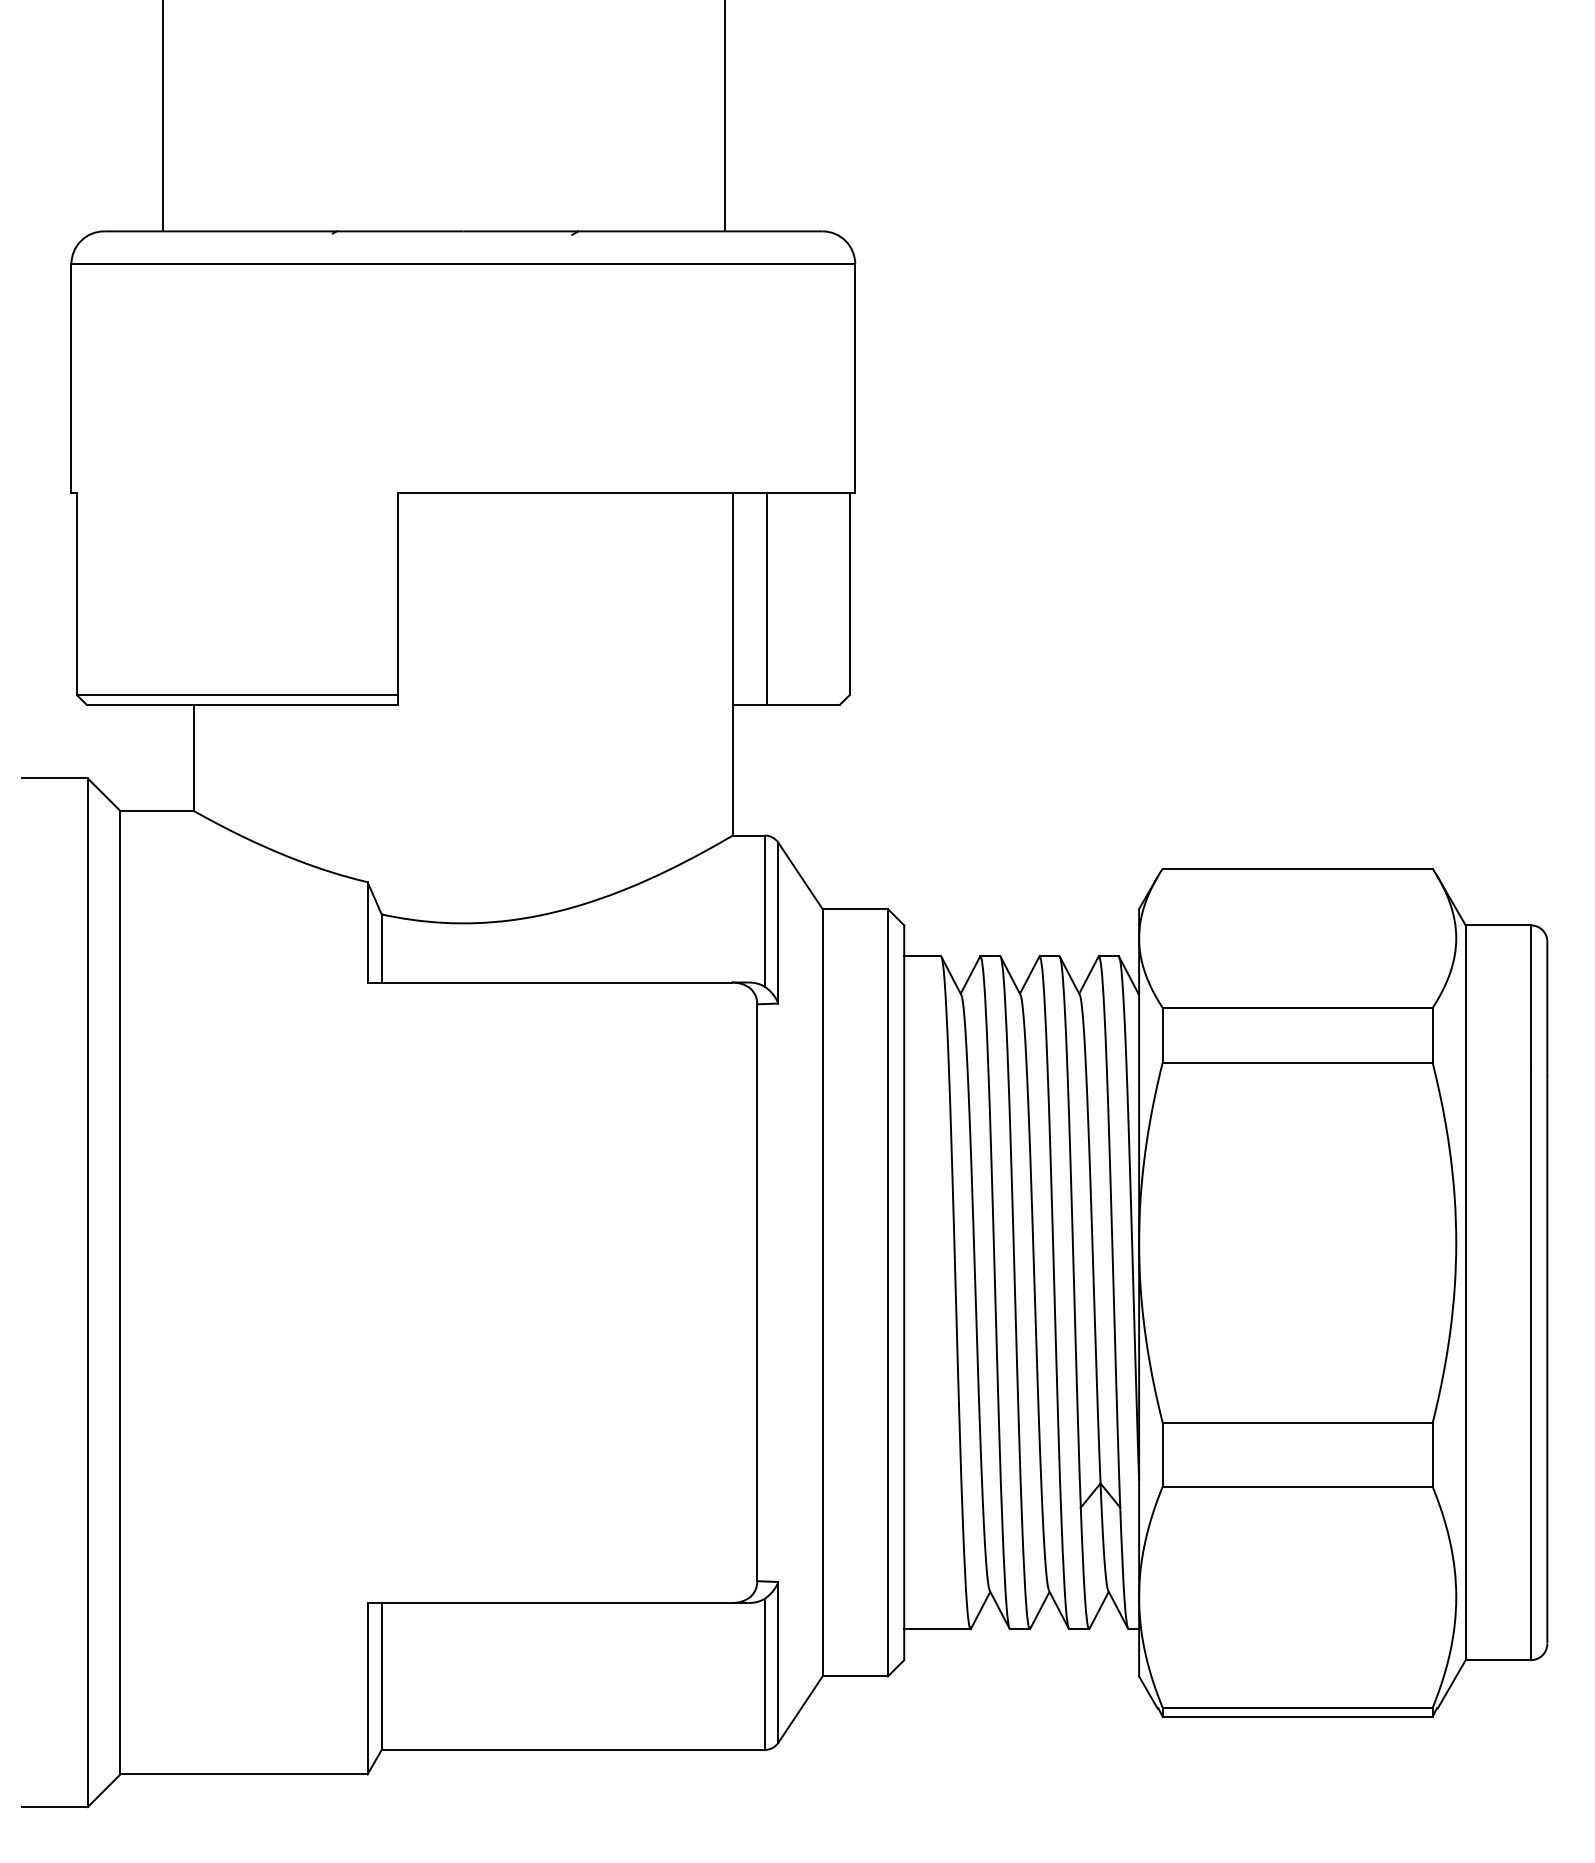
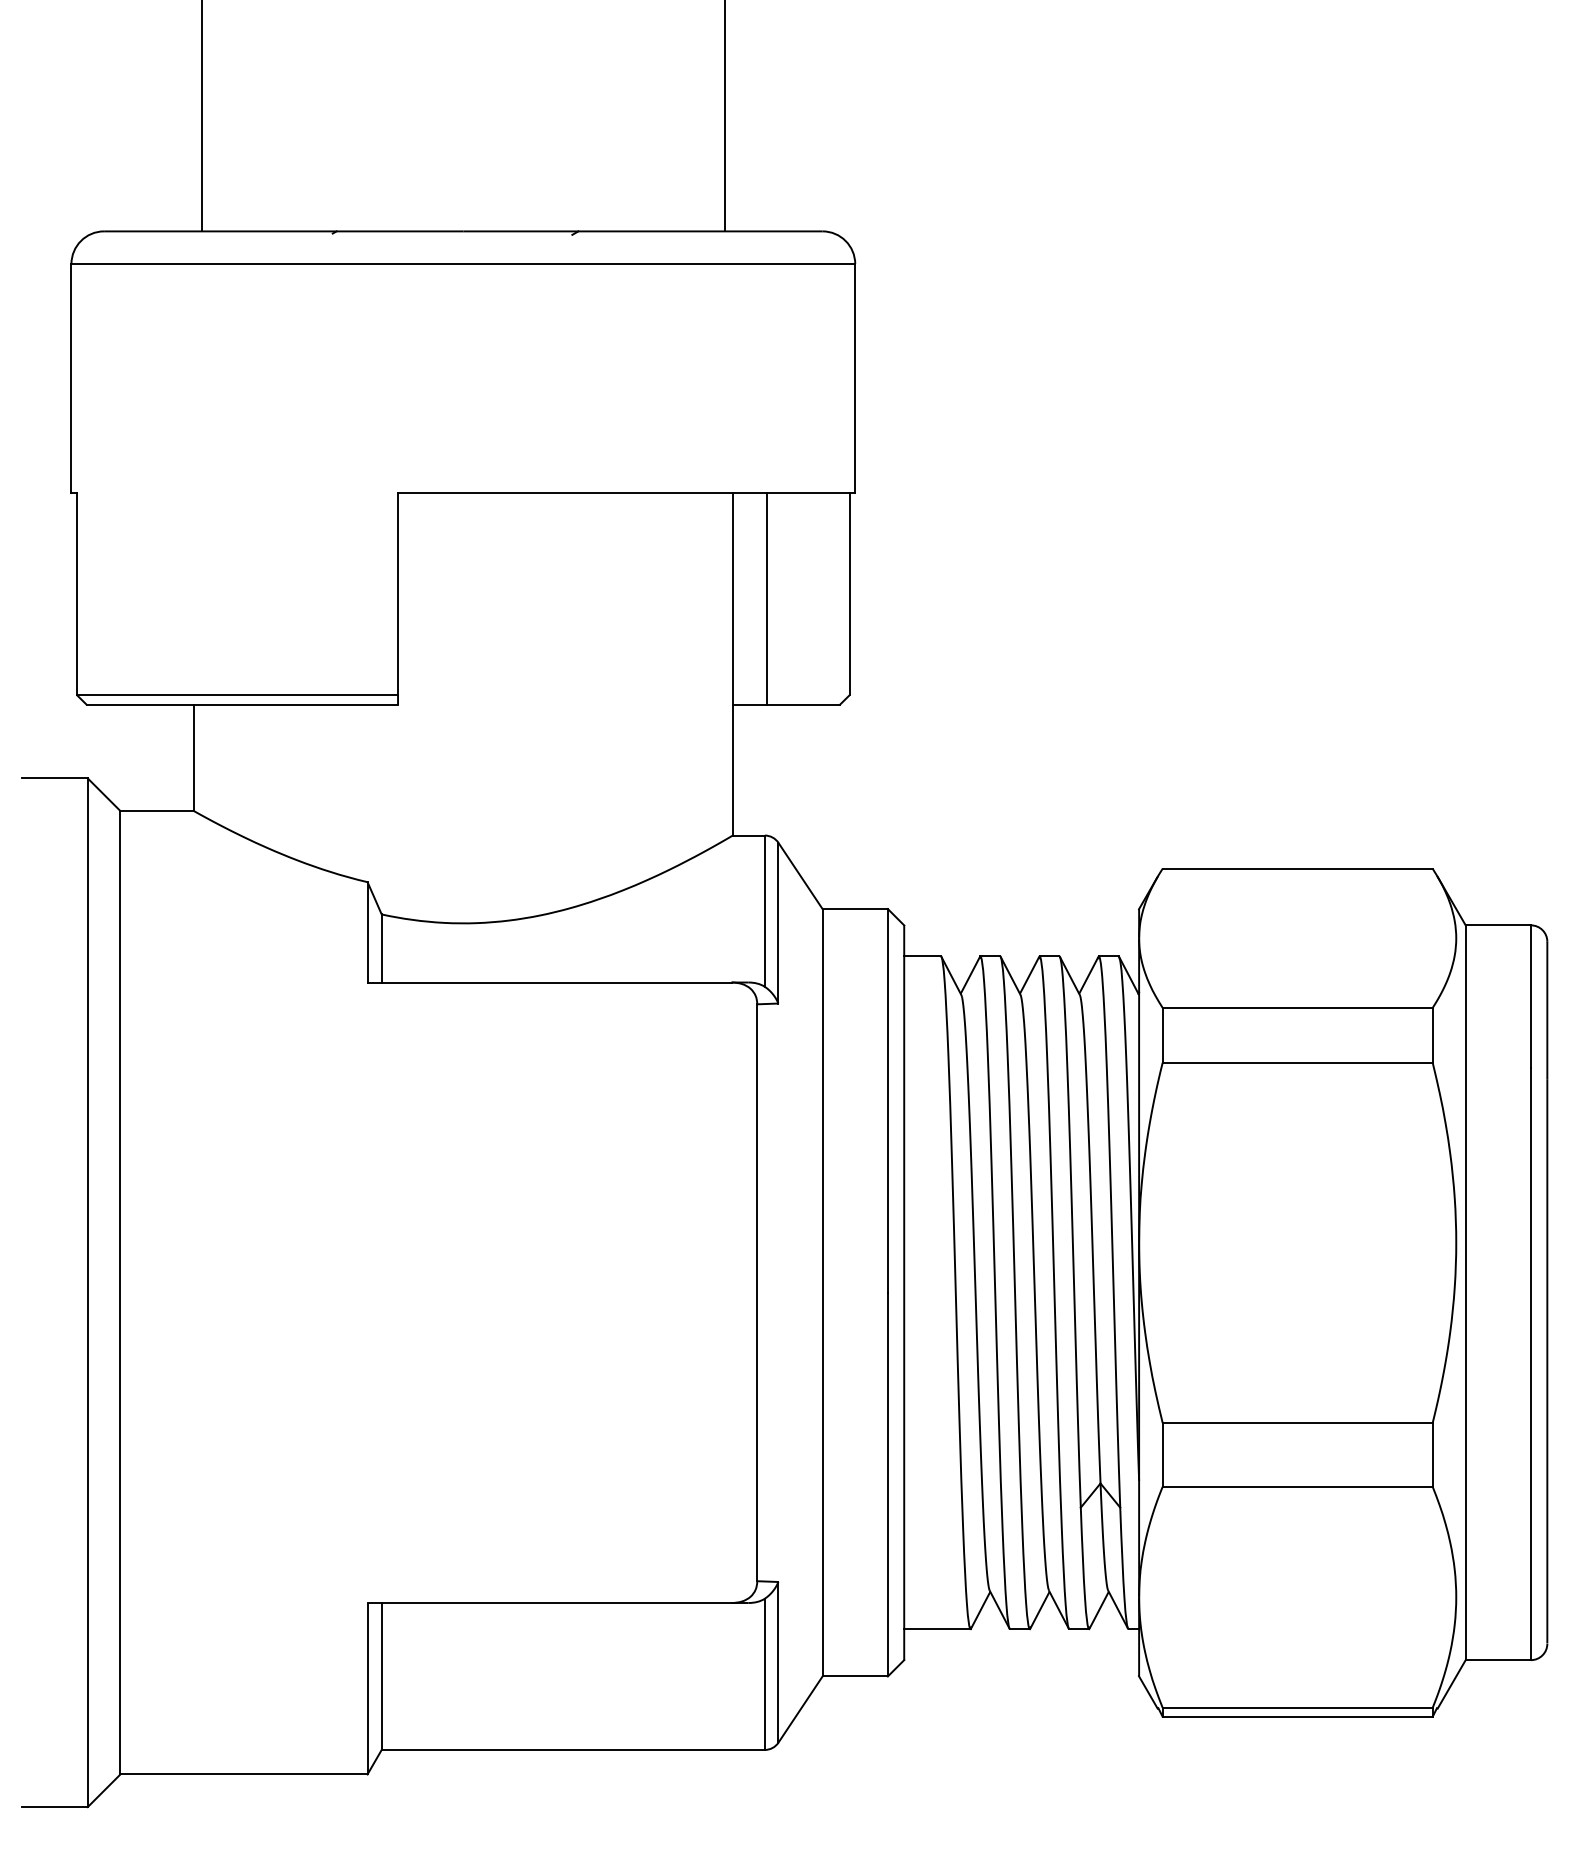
line position: (163, 116) -> (202, 116) (202, 116)
